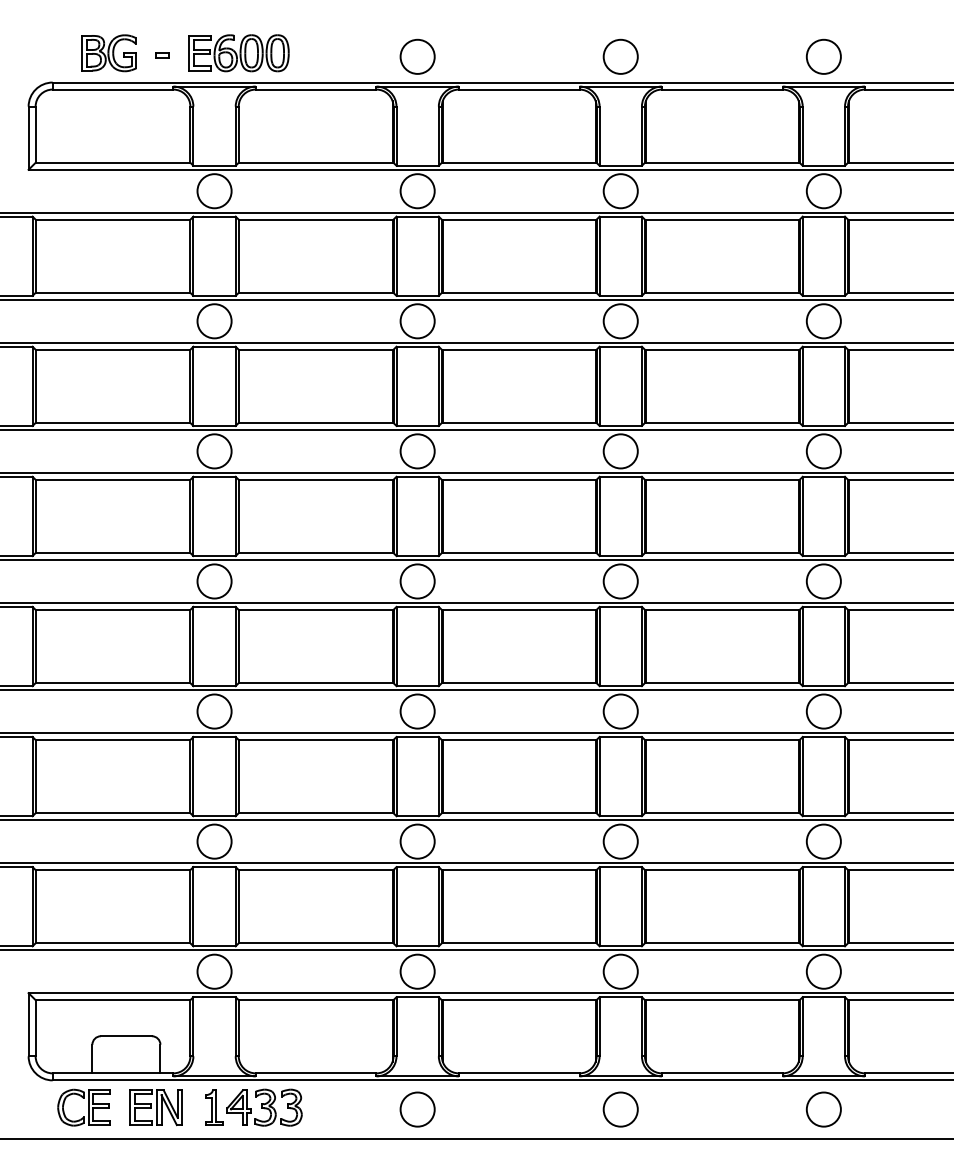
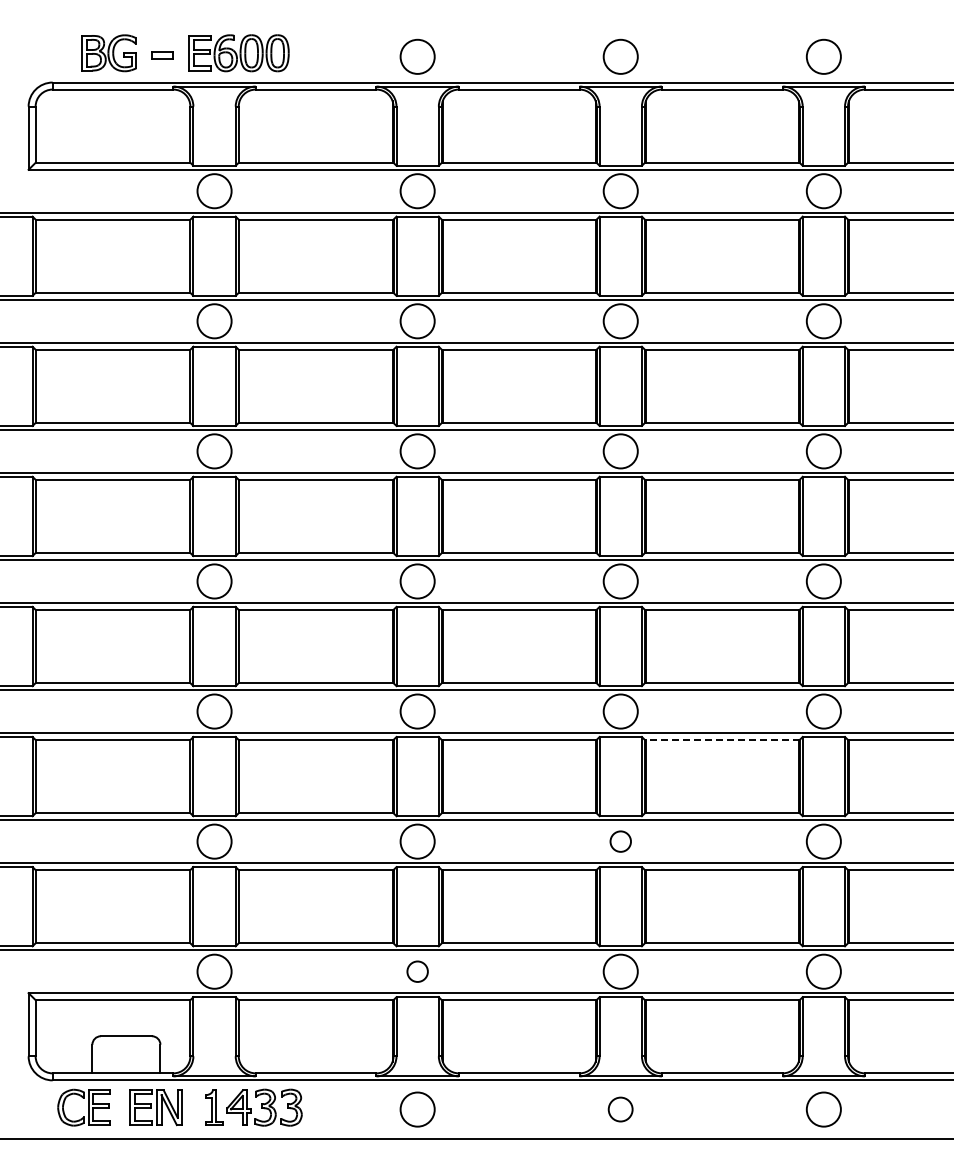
part size: 15x7 px -> 23x9 px (162, 55)
line: solid -> dashed (721, 739)
circle diameter: 34 px -> 20 px (620, 841)
circle diameter: 34 px -> 20 px (417, 971)
circle size: 37x37 px -> 27x27 px (620, 1109)
